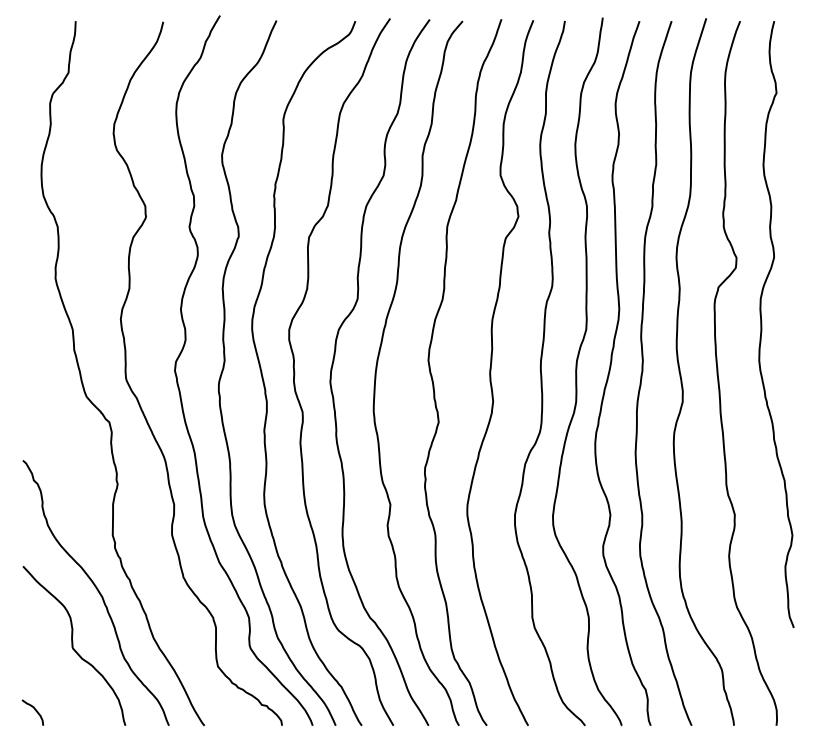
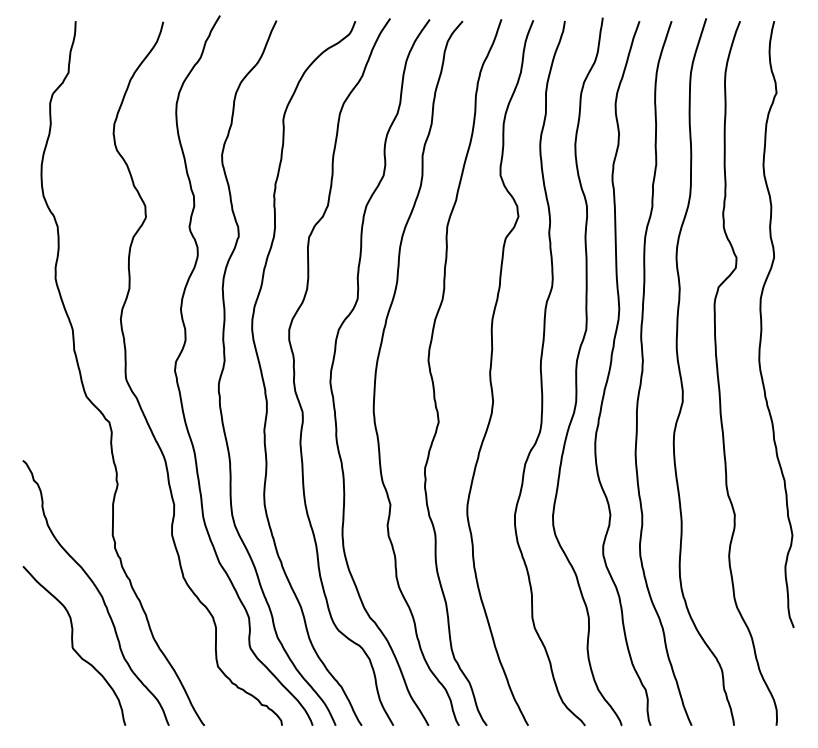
curve: present -> none (34, 710)
